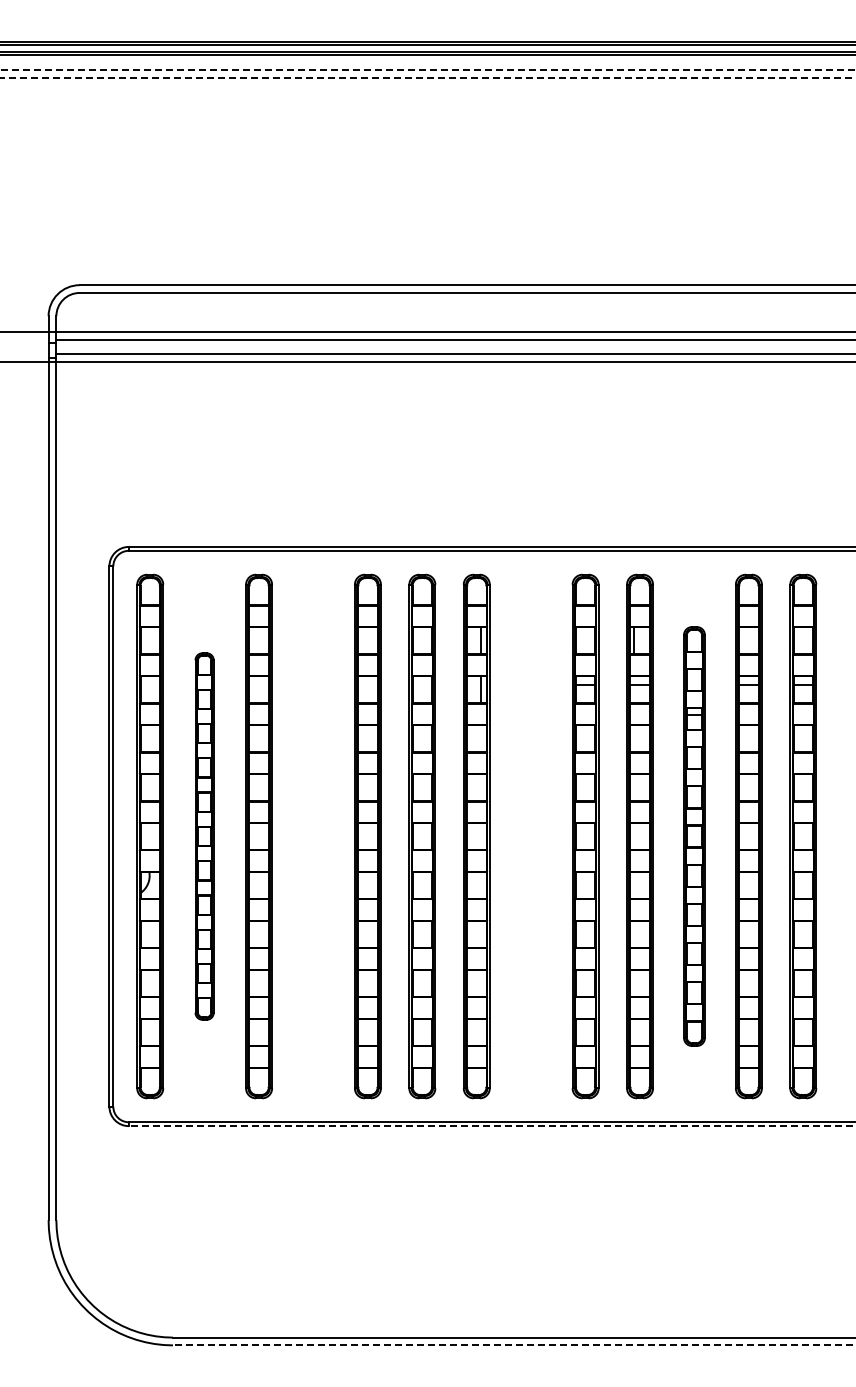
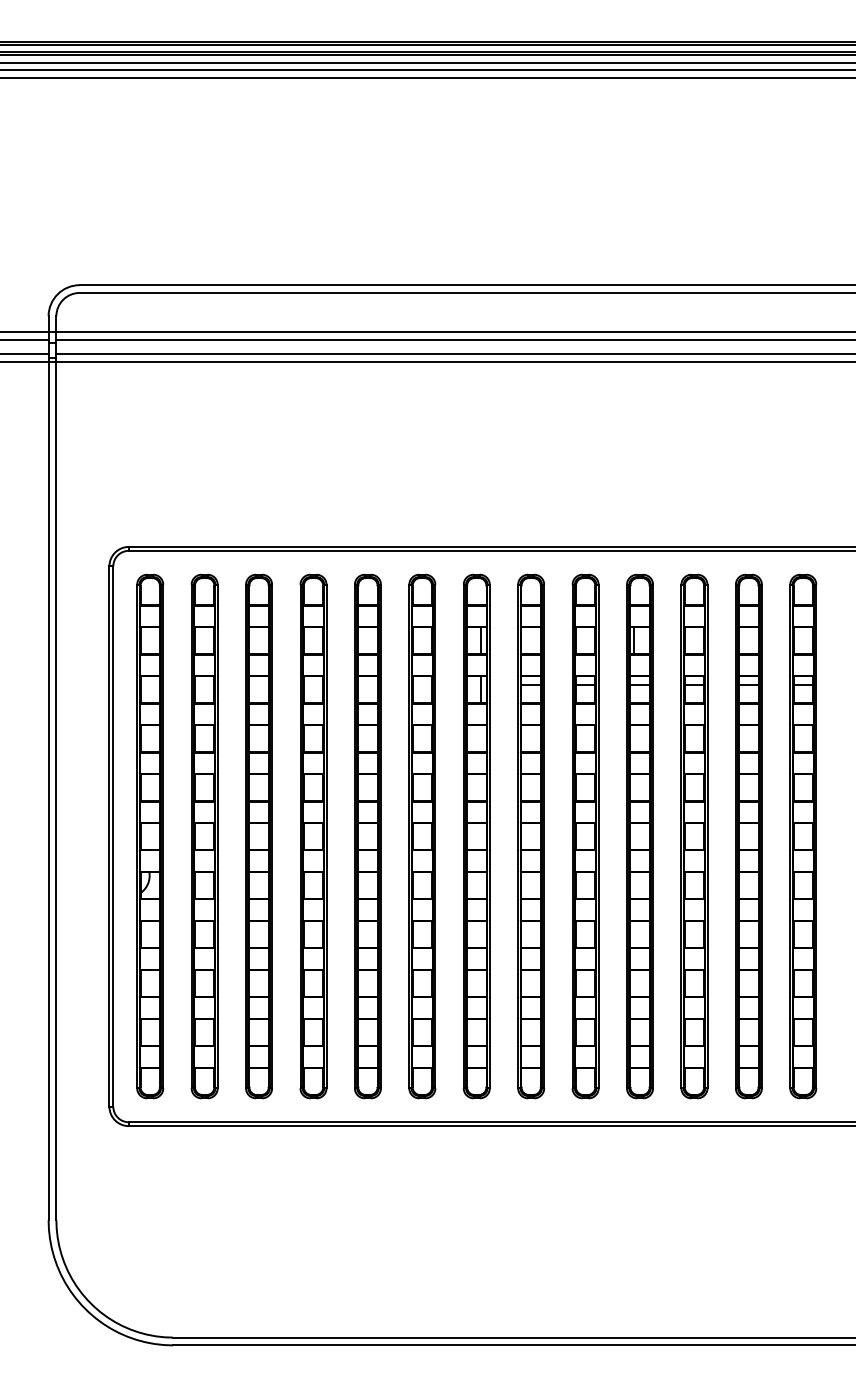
line: none -> present (427, 62)
line: dashed -> solid (428, 70)
line: dashed -> solid (427, 78)
line: none -> present (25, 339)
line: none -> present (25, 354)
part size: 21x369 px -> 29x527 px (204, 836)
part: none -> present (313, 836)
part: none -> present (531, 836)
part size: 23x421 px -> 29x527 px (694, 836)
line: dashed -> solid (491, 1126)
line: dashed -> solid (513, 1345)
